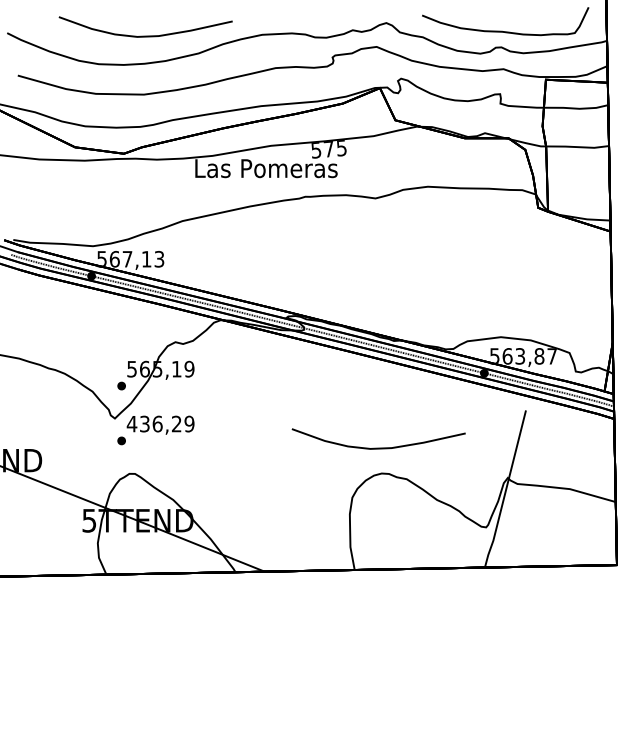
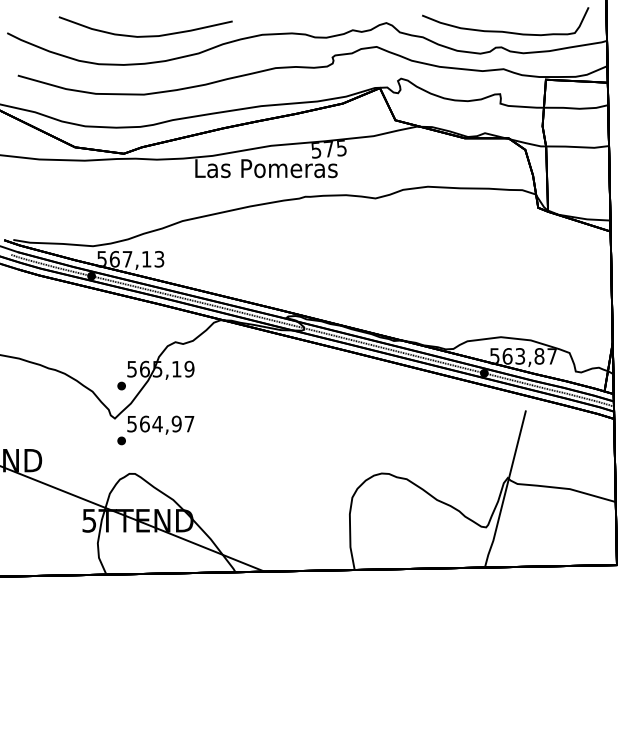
text: 436,29 -> 564,97 (160, 423)
curve: present -> none (378, 447)
